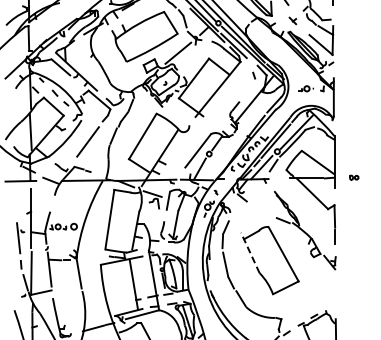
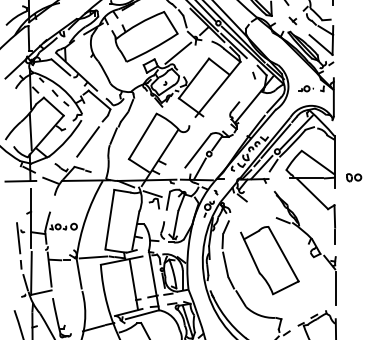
part size: 11x7 px -> 17x10 px (354, 177)
line: dashed -> solid (250, 252)
line: none -> present (93, 257)
line: none -> present (335, 288)
